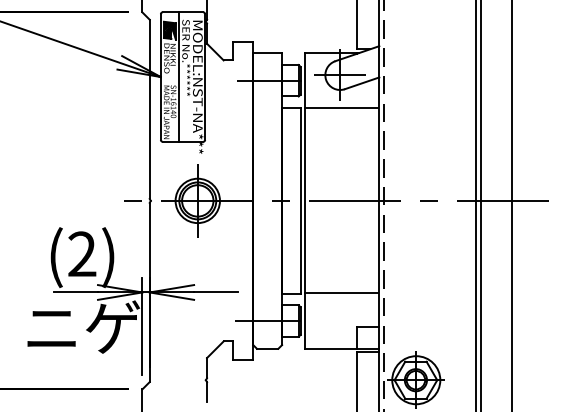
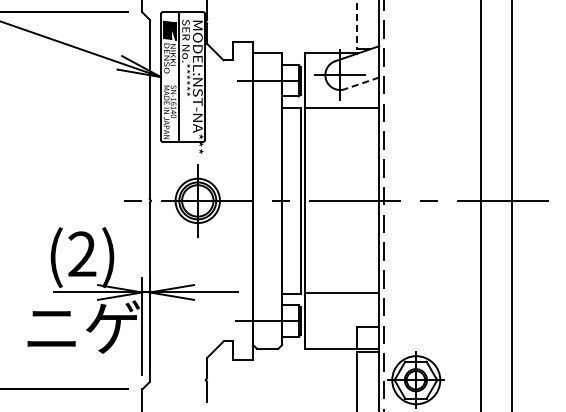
line: solid -> dashed (356, 25)
line: solid -> dashed (361, 83)
line: present -> none (476, 205)
